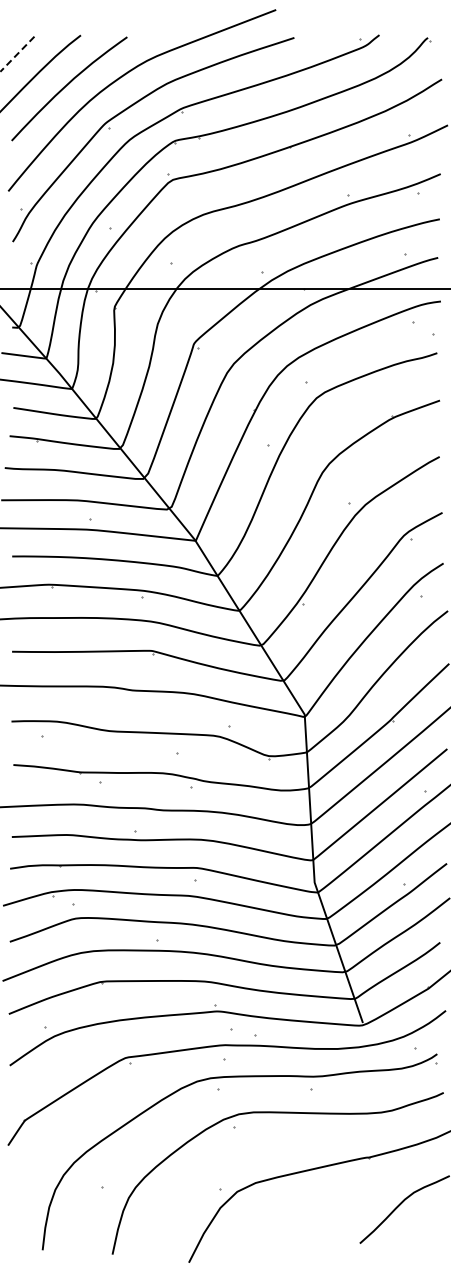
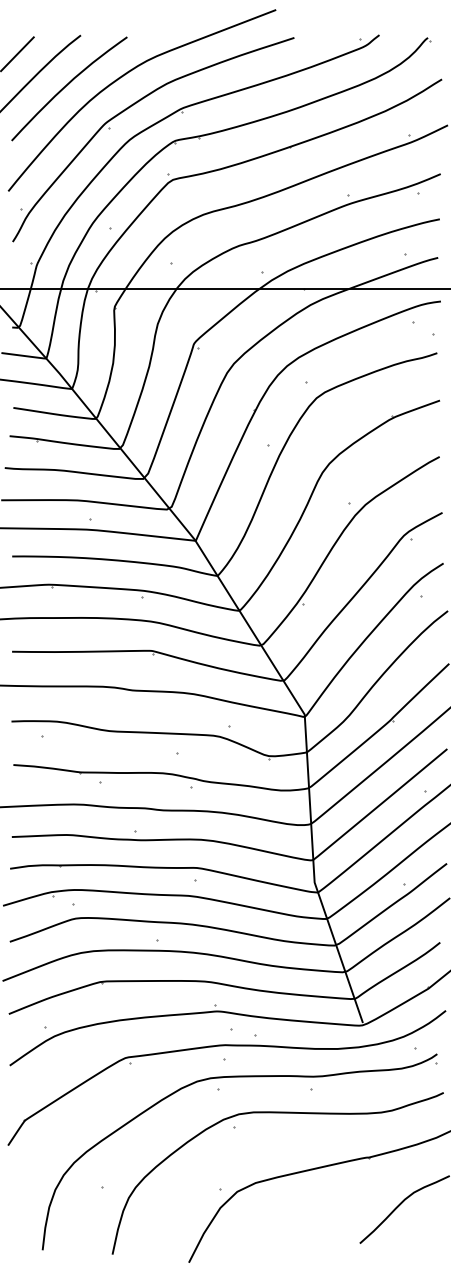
line: dashed -> solid (17, 54)
